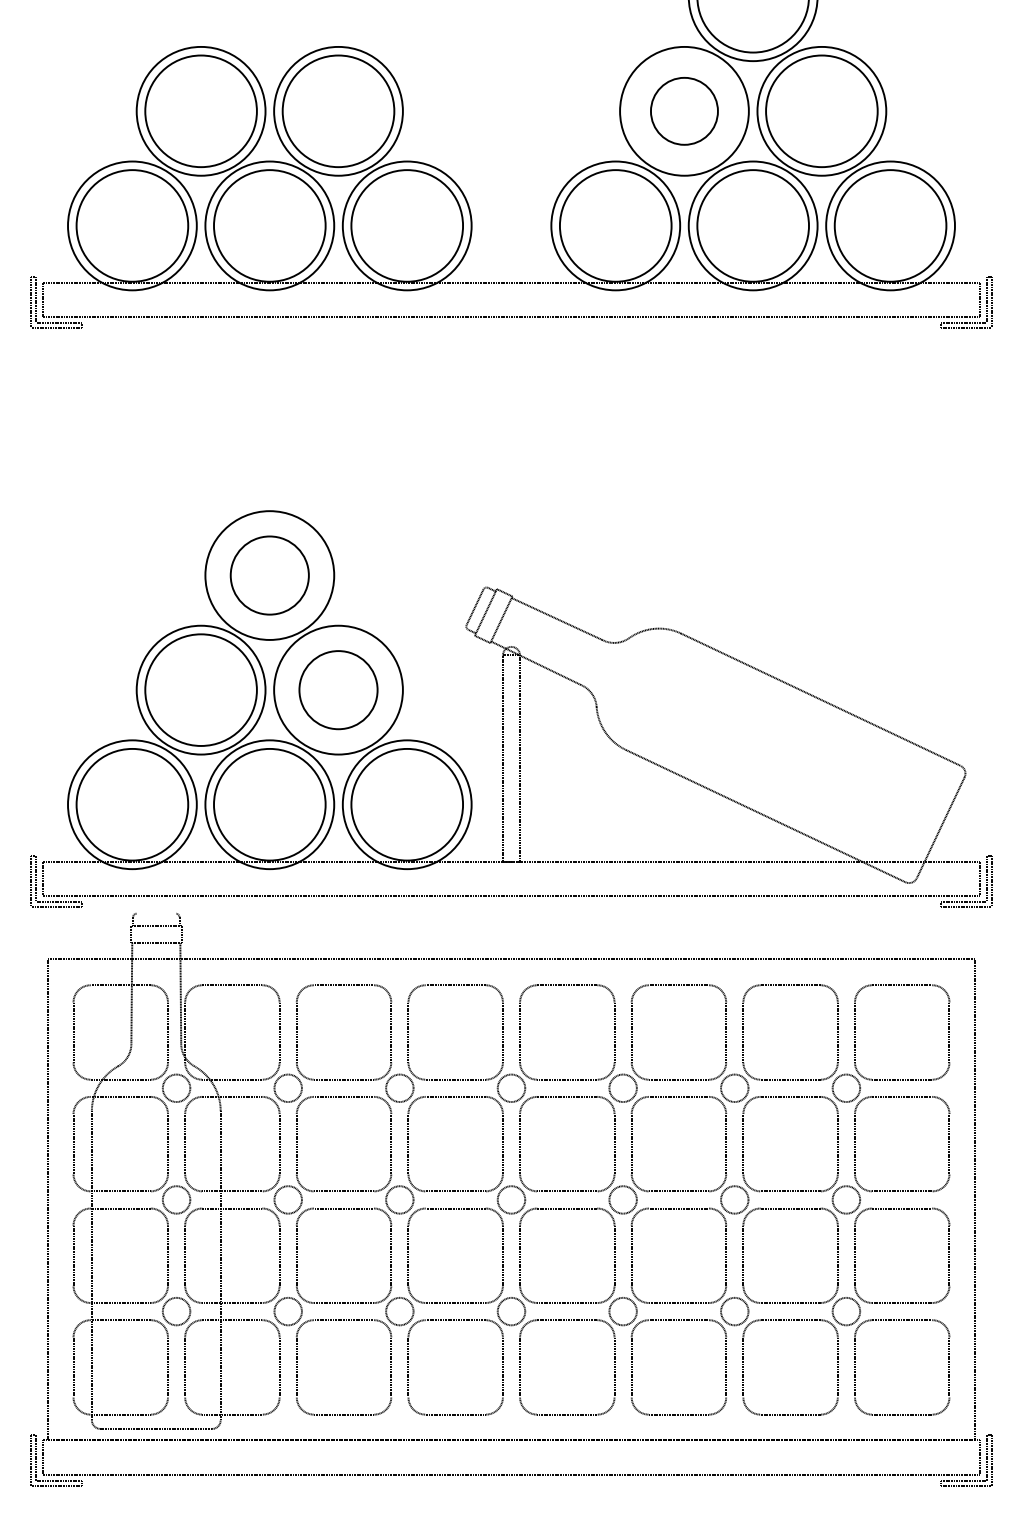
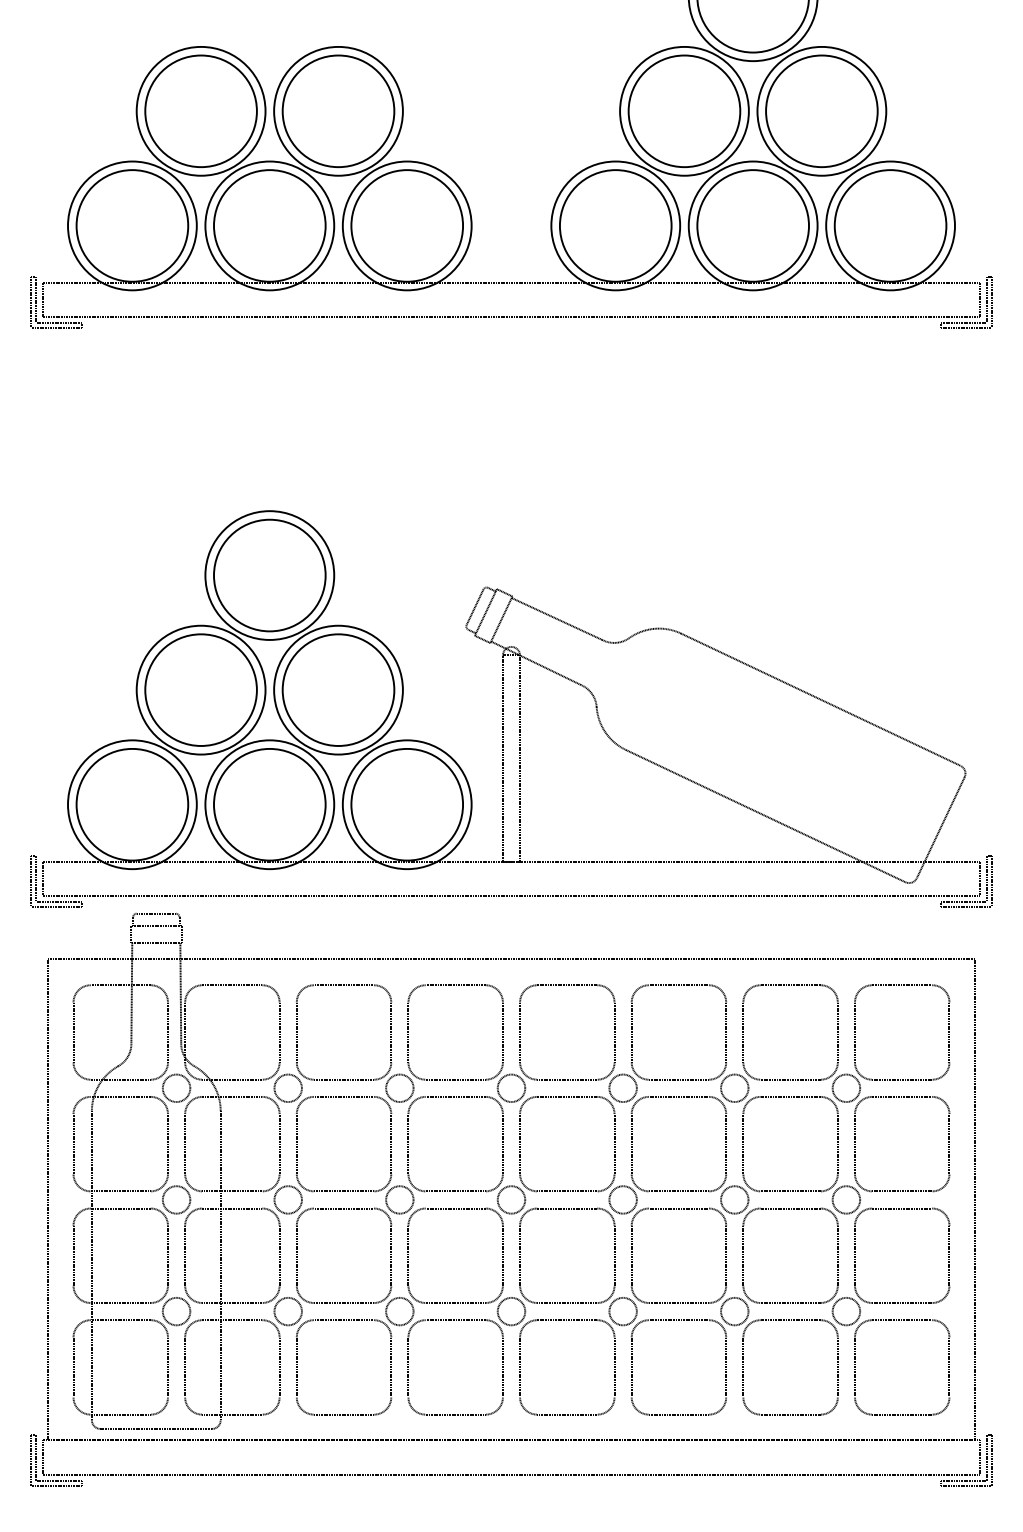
circle diameter: 67 px -> 112 px (684, 111)
circle diameter: 78 px -> 112 px (269, 575)
circle diameter: 78 px -> 112 px (338, 689)
line: none -> present (156, 913)
